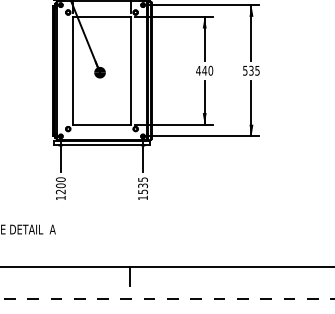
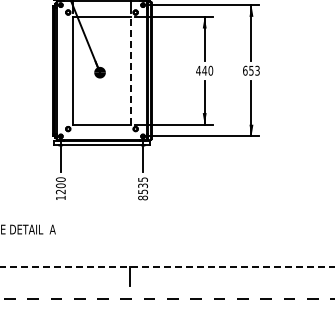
line: solid -> dashed (131, 70)
text: 535 -> 653 (251, 70)
text: 1535 -> 8535 (142, 197)
line: solid -> dashed (167, 267)
